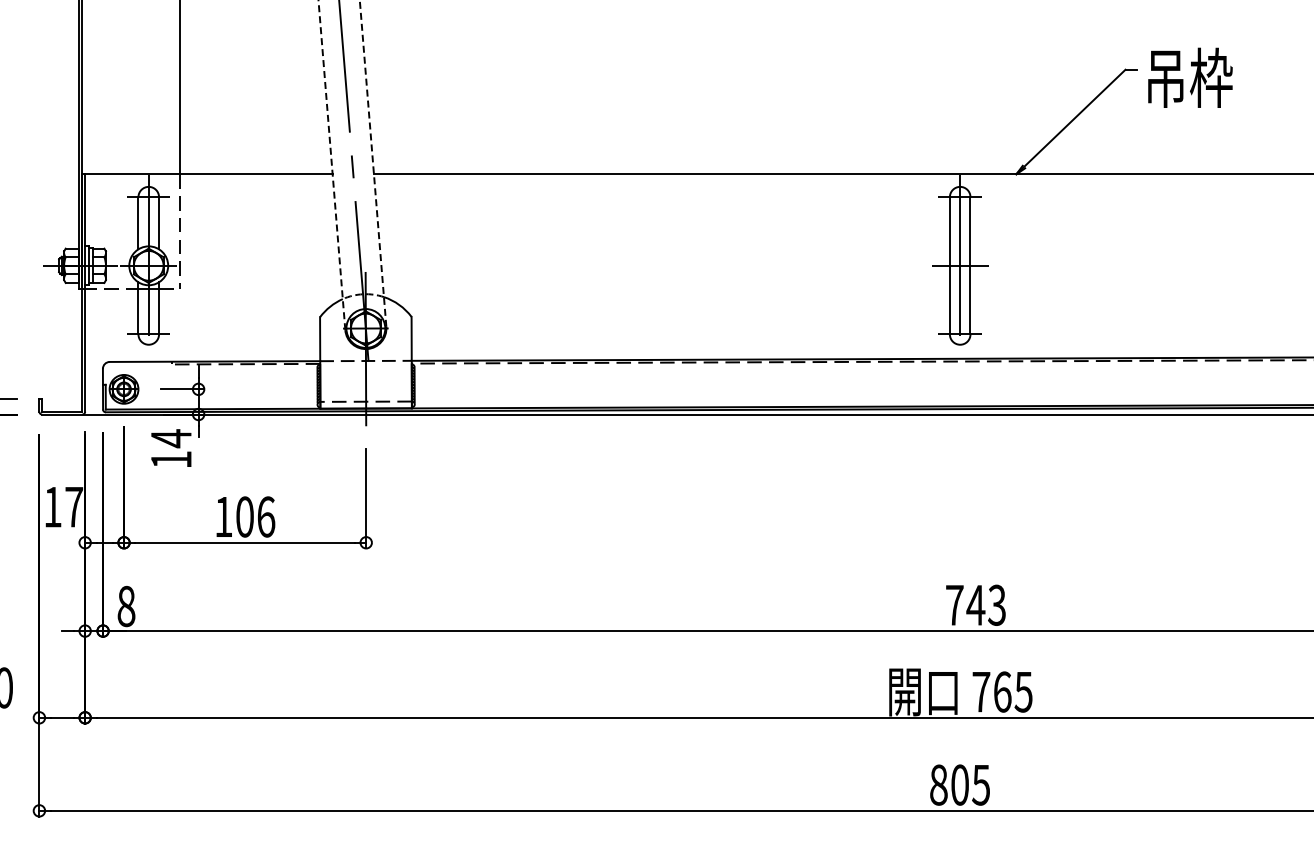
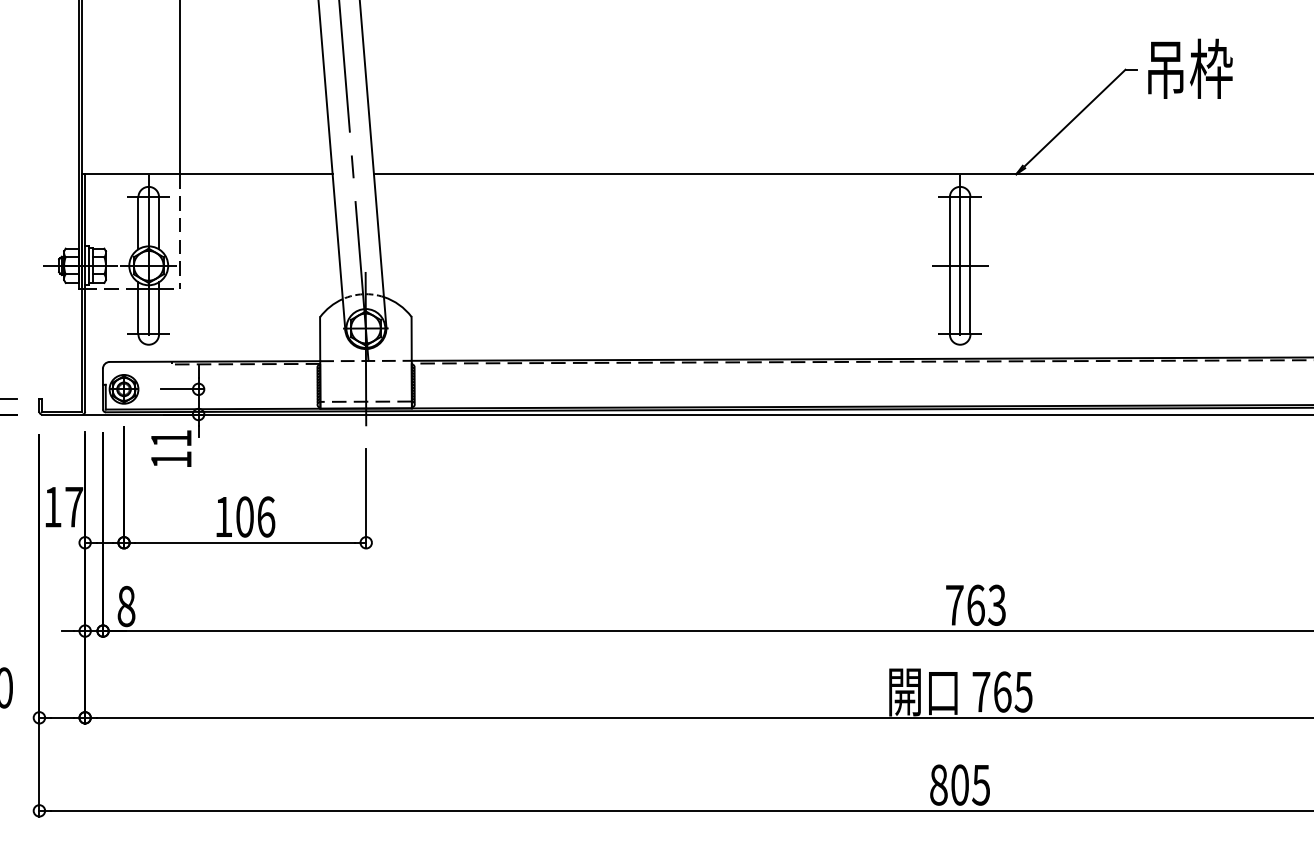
text position: (1190, 77) -> (1190, 68) (1190, 68)
line: dashed -> solid (373, 163)
line: dashed -> solid (331, 164)
text: 14 -> 11 (171, 438)
text: 743 -> 763 (975, 604)
